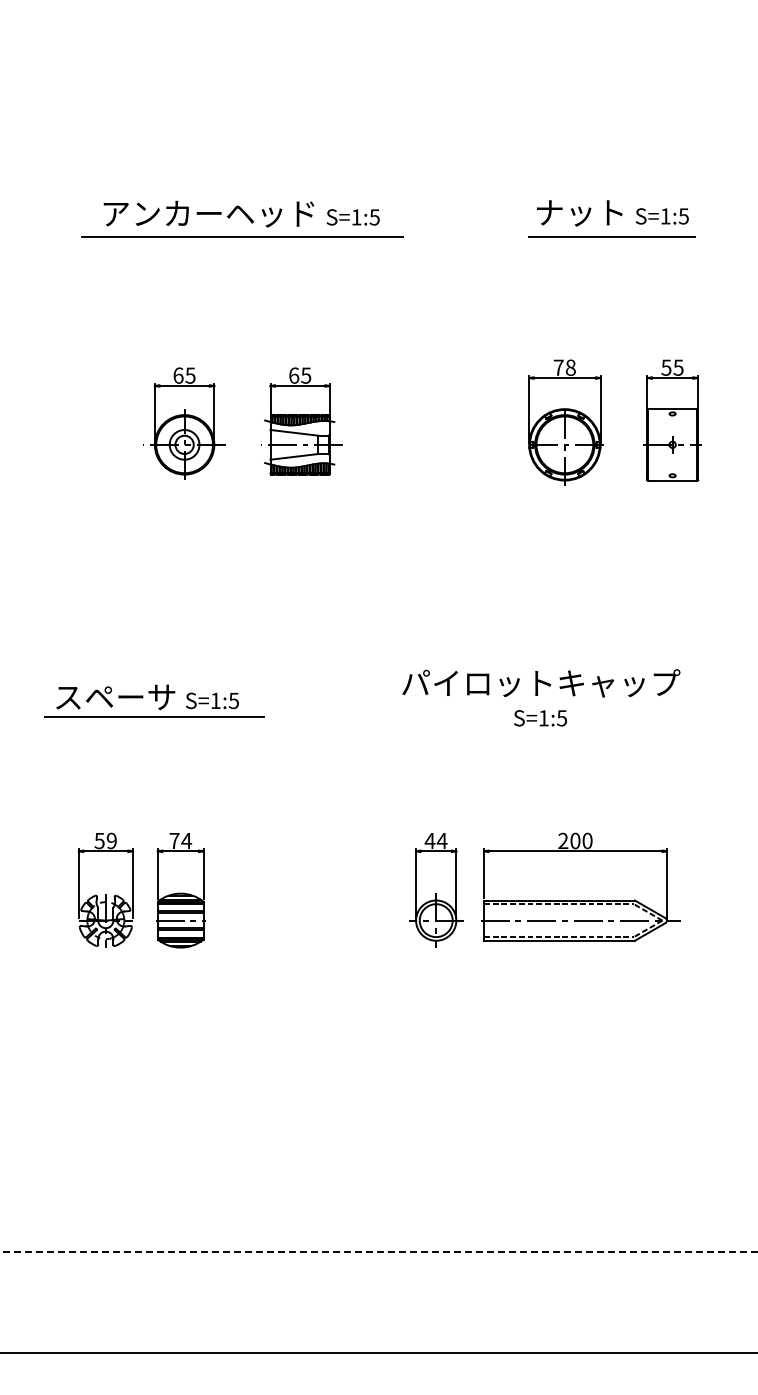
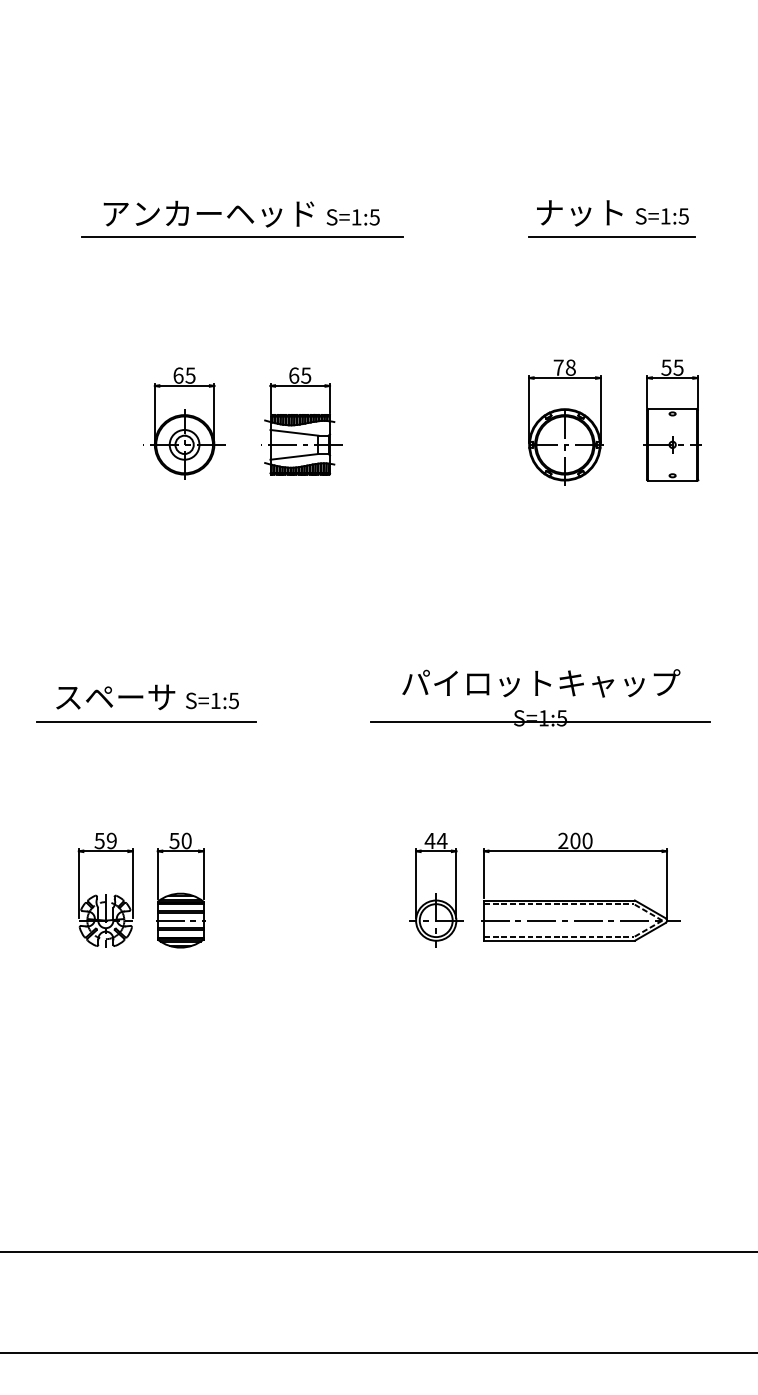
line position: (154, 716) -> (146, 721) (146, 721)
line: none -> present (540, 721)
text: 74 -> 50 (180, 840)
line: dashed -> solid (378, 1252)
